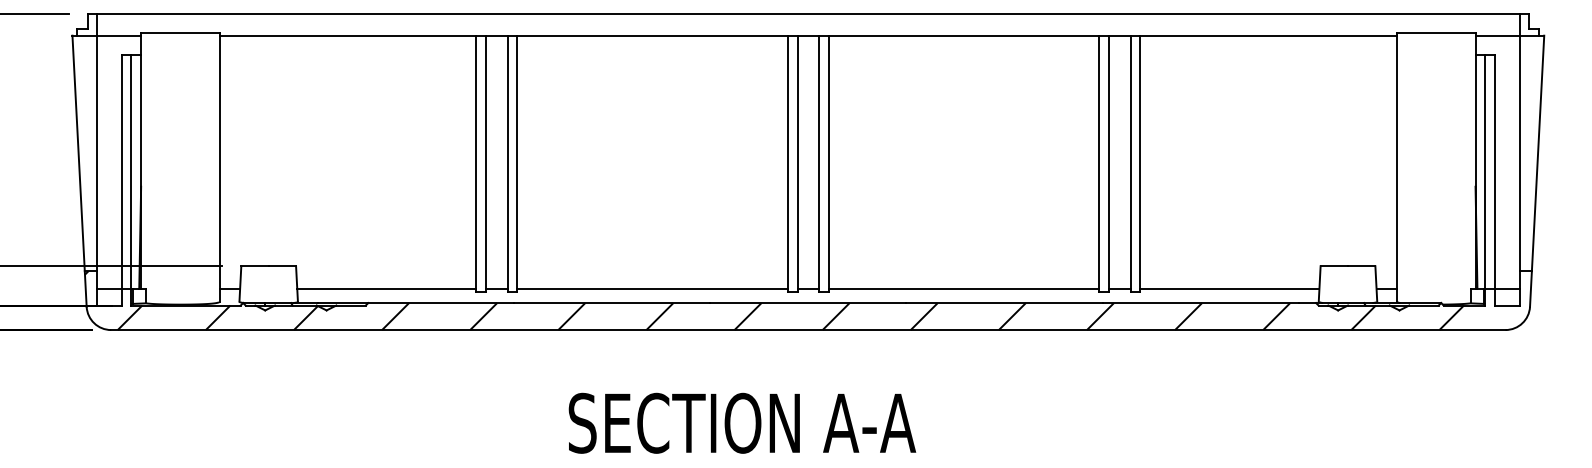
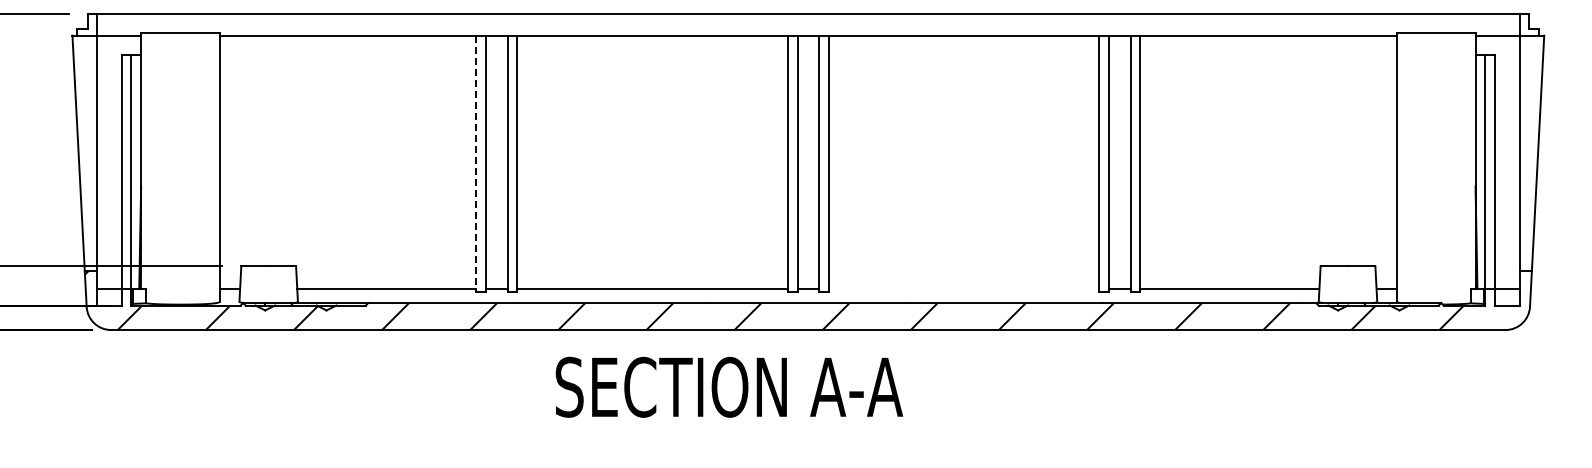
line: solid -> dashed (476, 164)
line: present -> none (963, 288)
text position: (742, 422) -> (729, 386) (729, 386)
